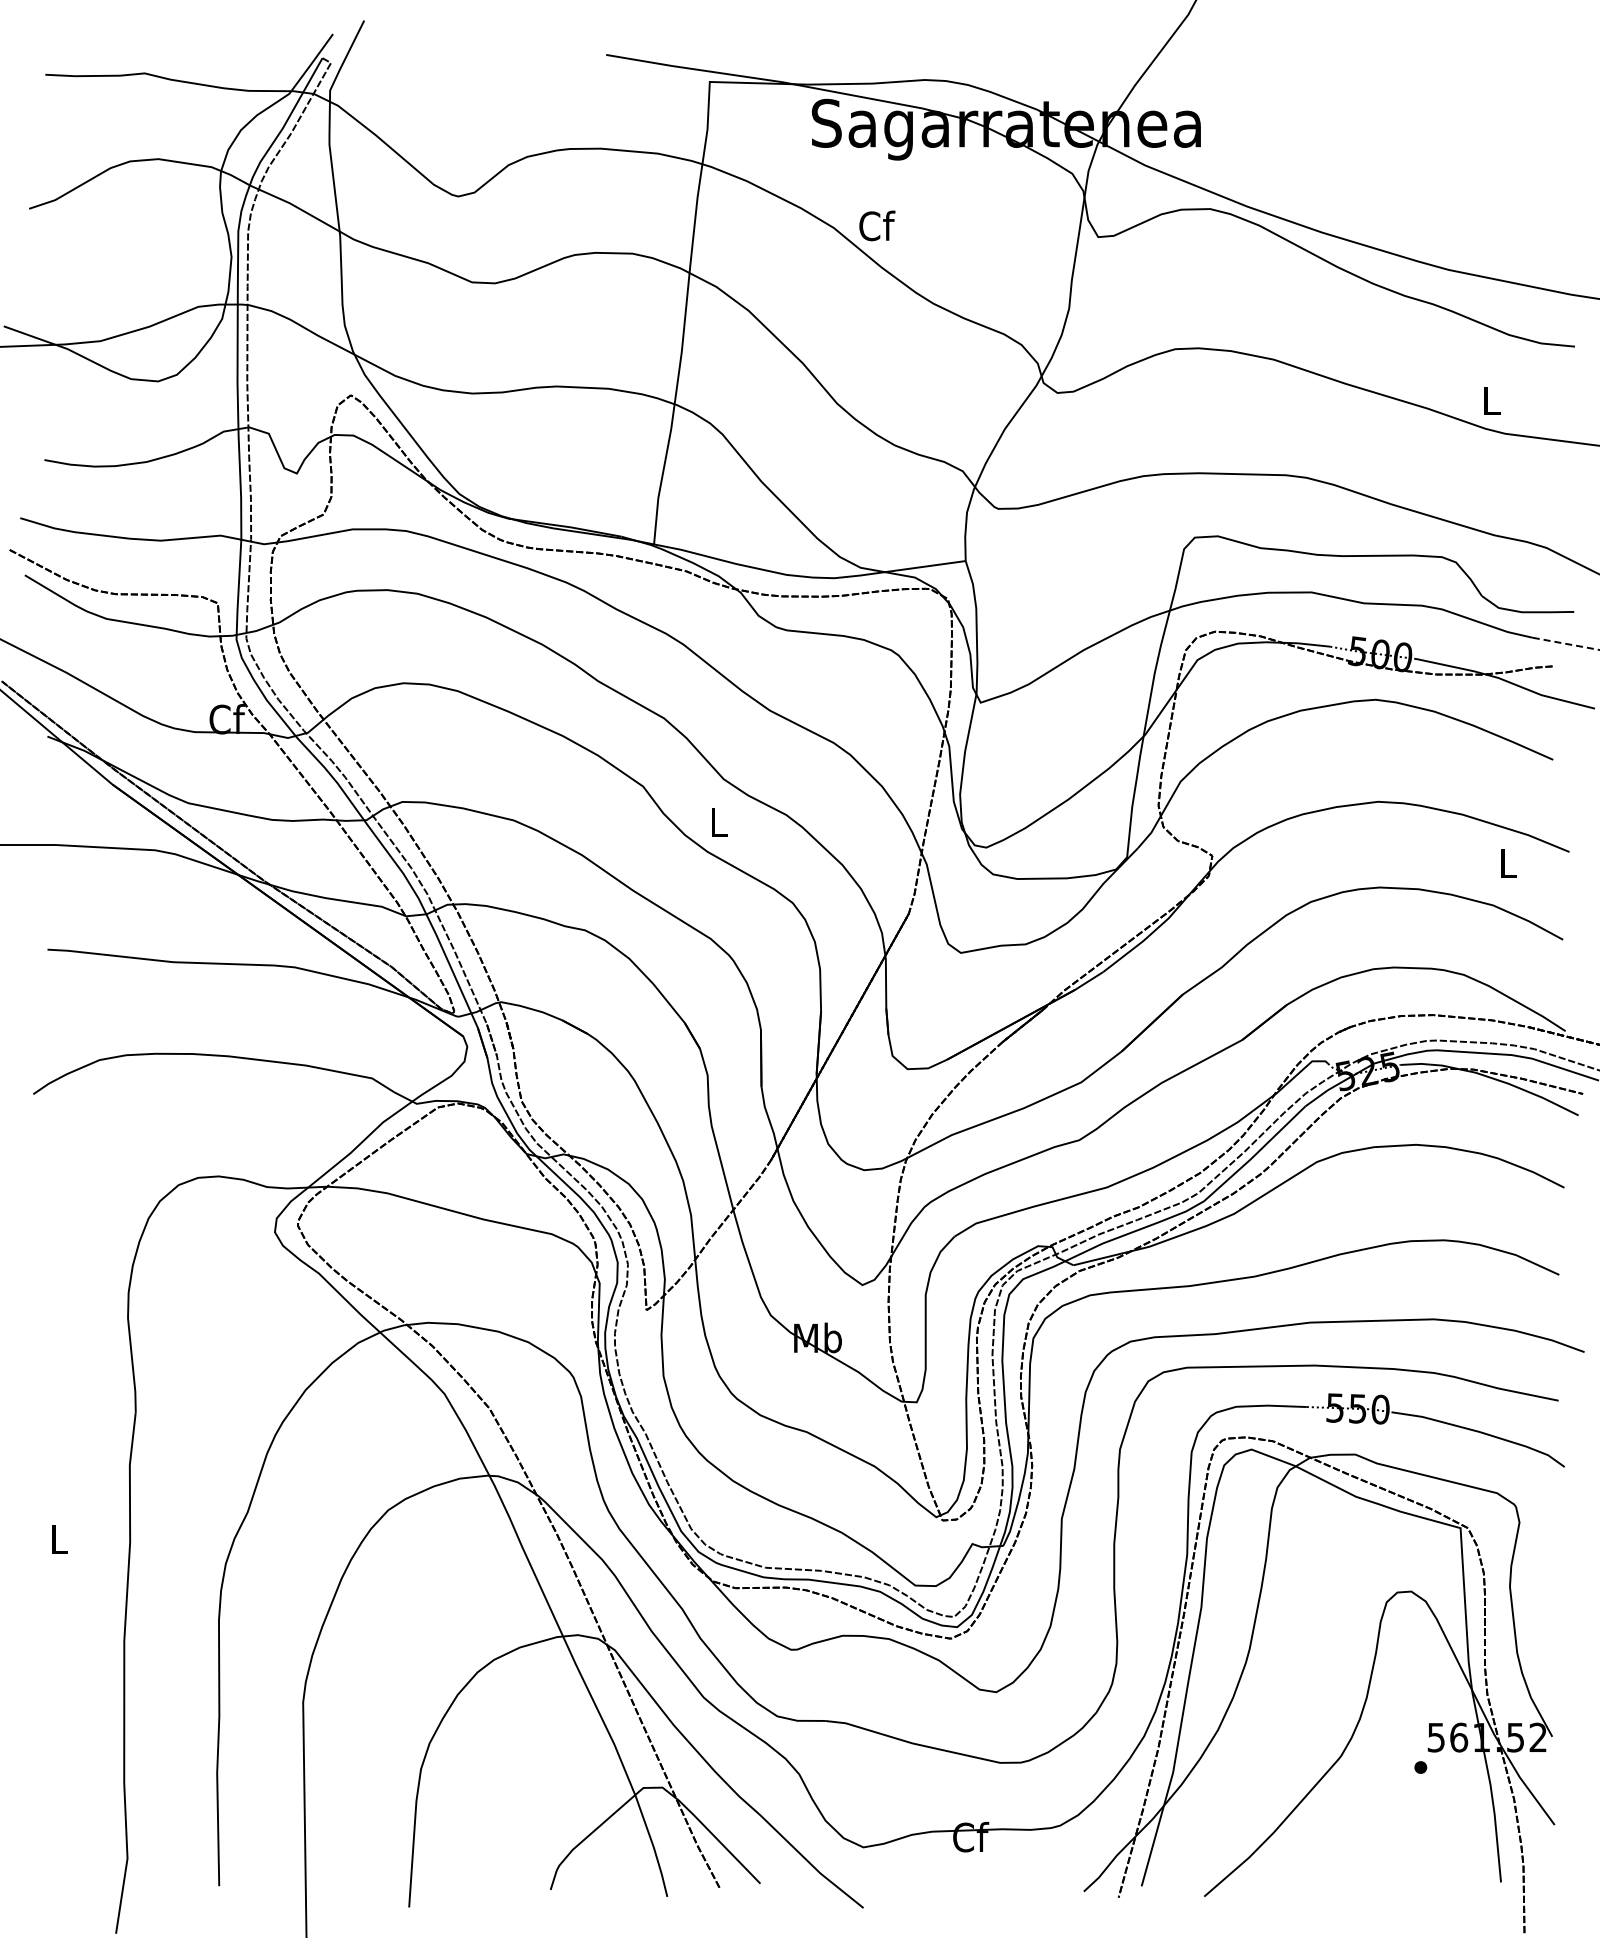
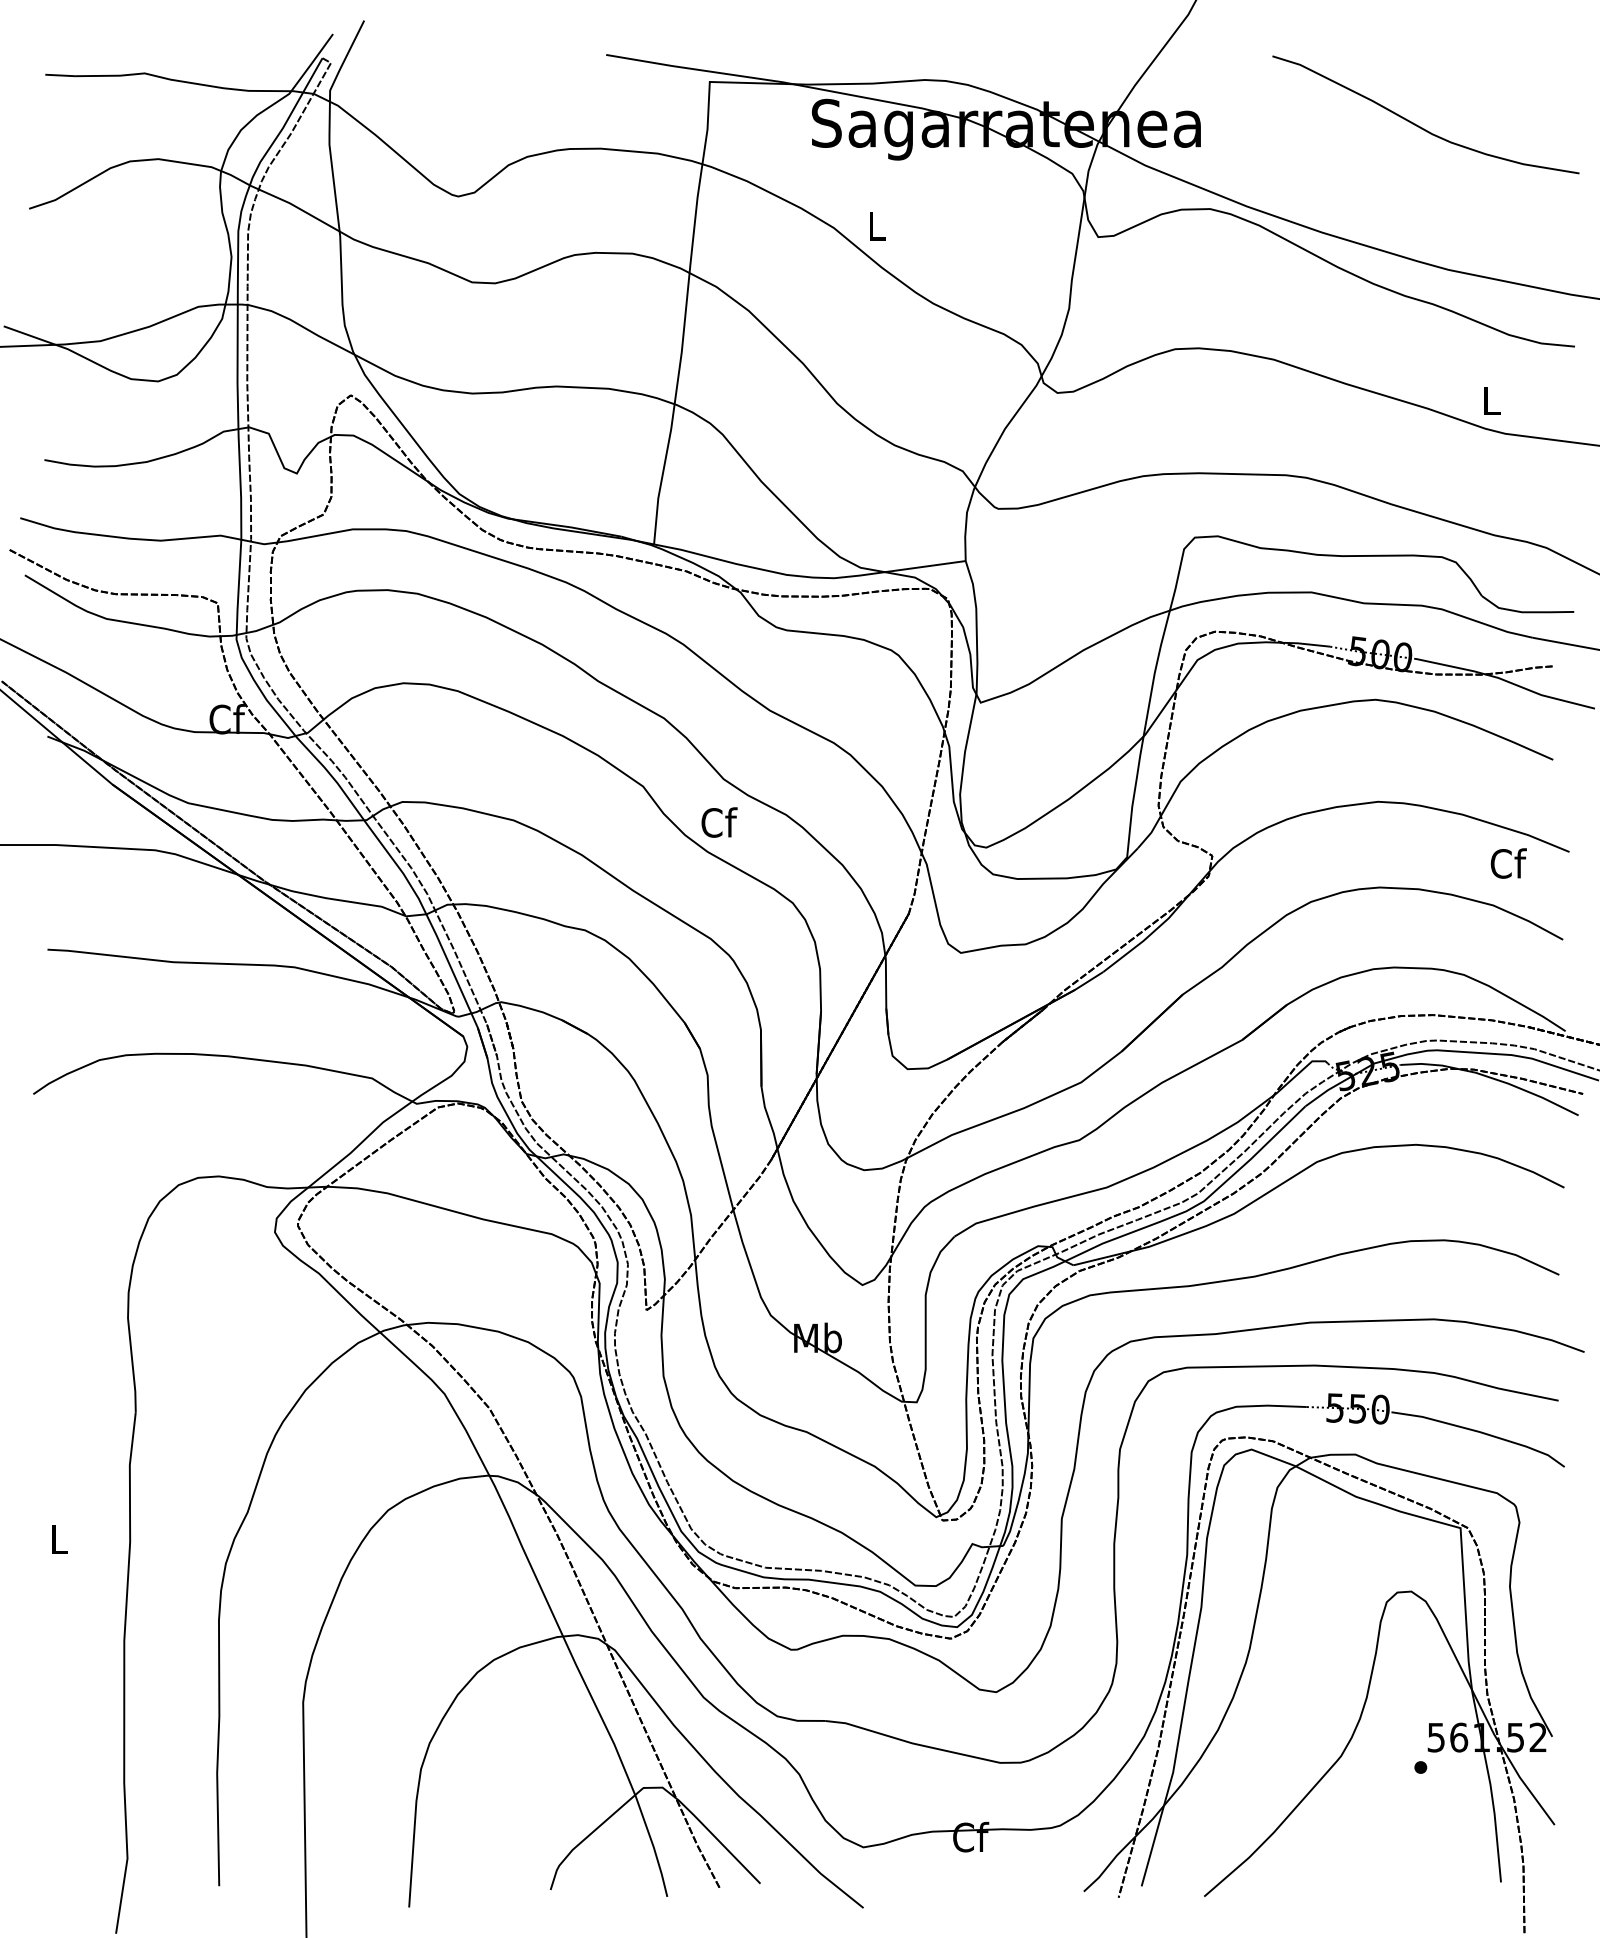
curve: none -> present (1417, 124)
text: Cf -> L (877, 225)
line: dashed -> solid (1566, 643)
text: L -> Cf (719, 822)
text: L -> Cf (1508, 863)
